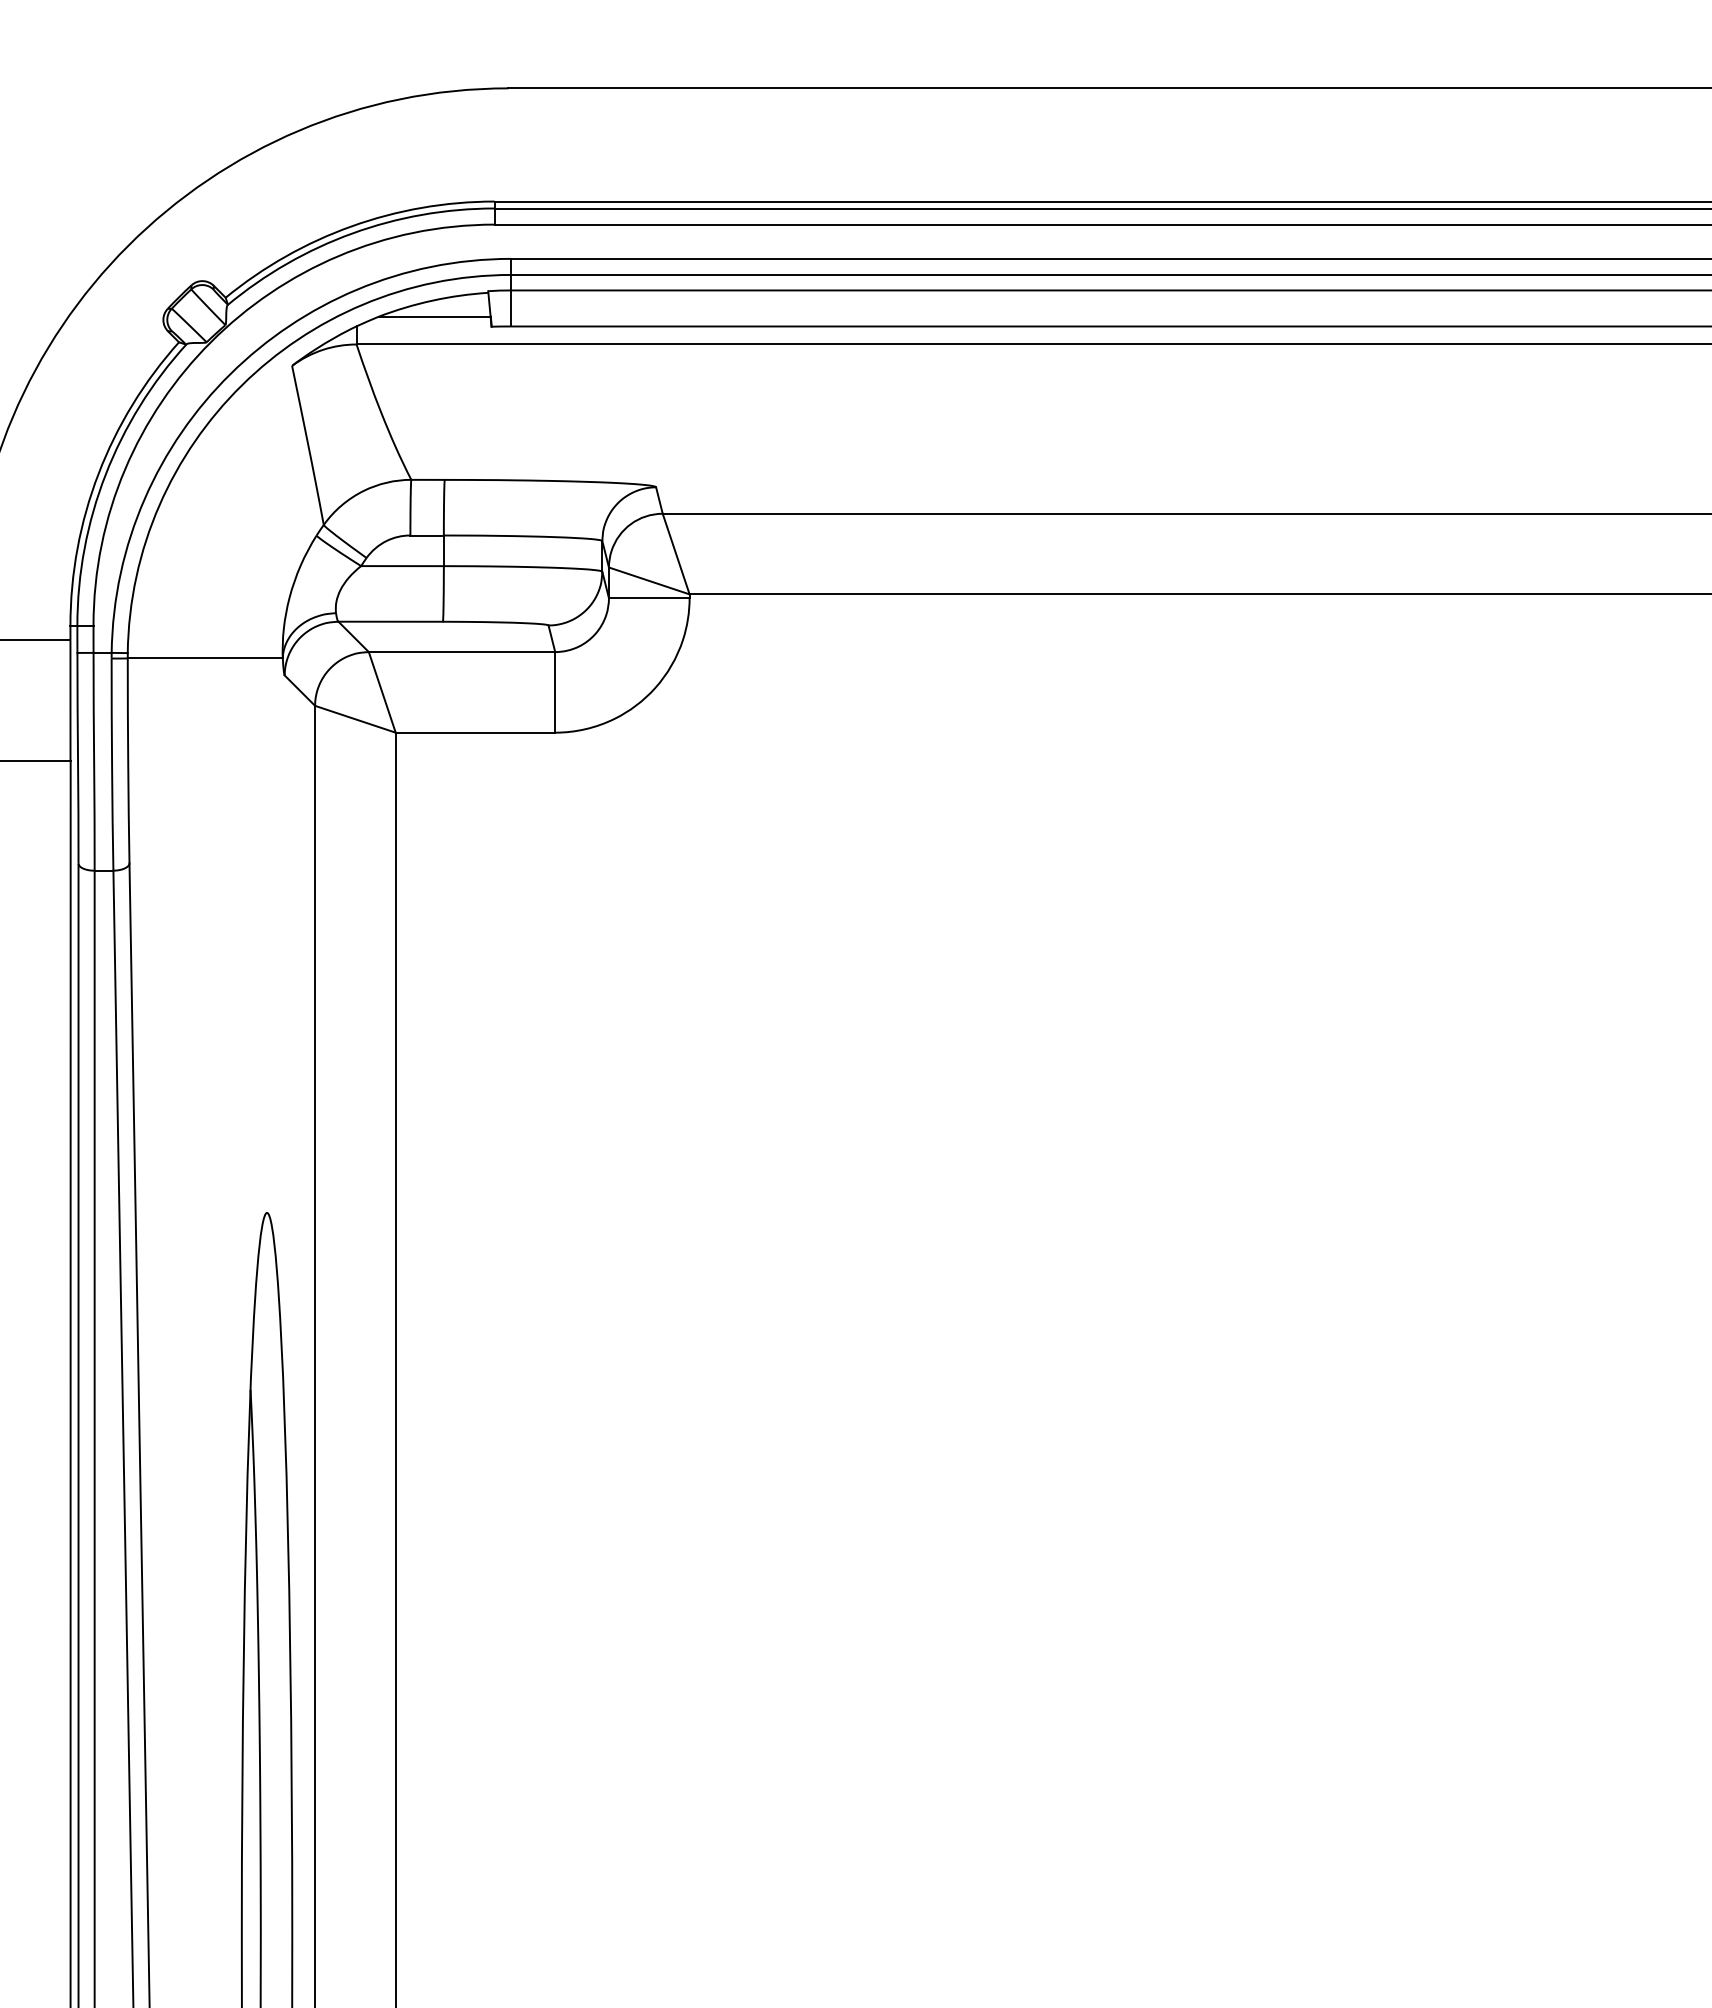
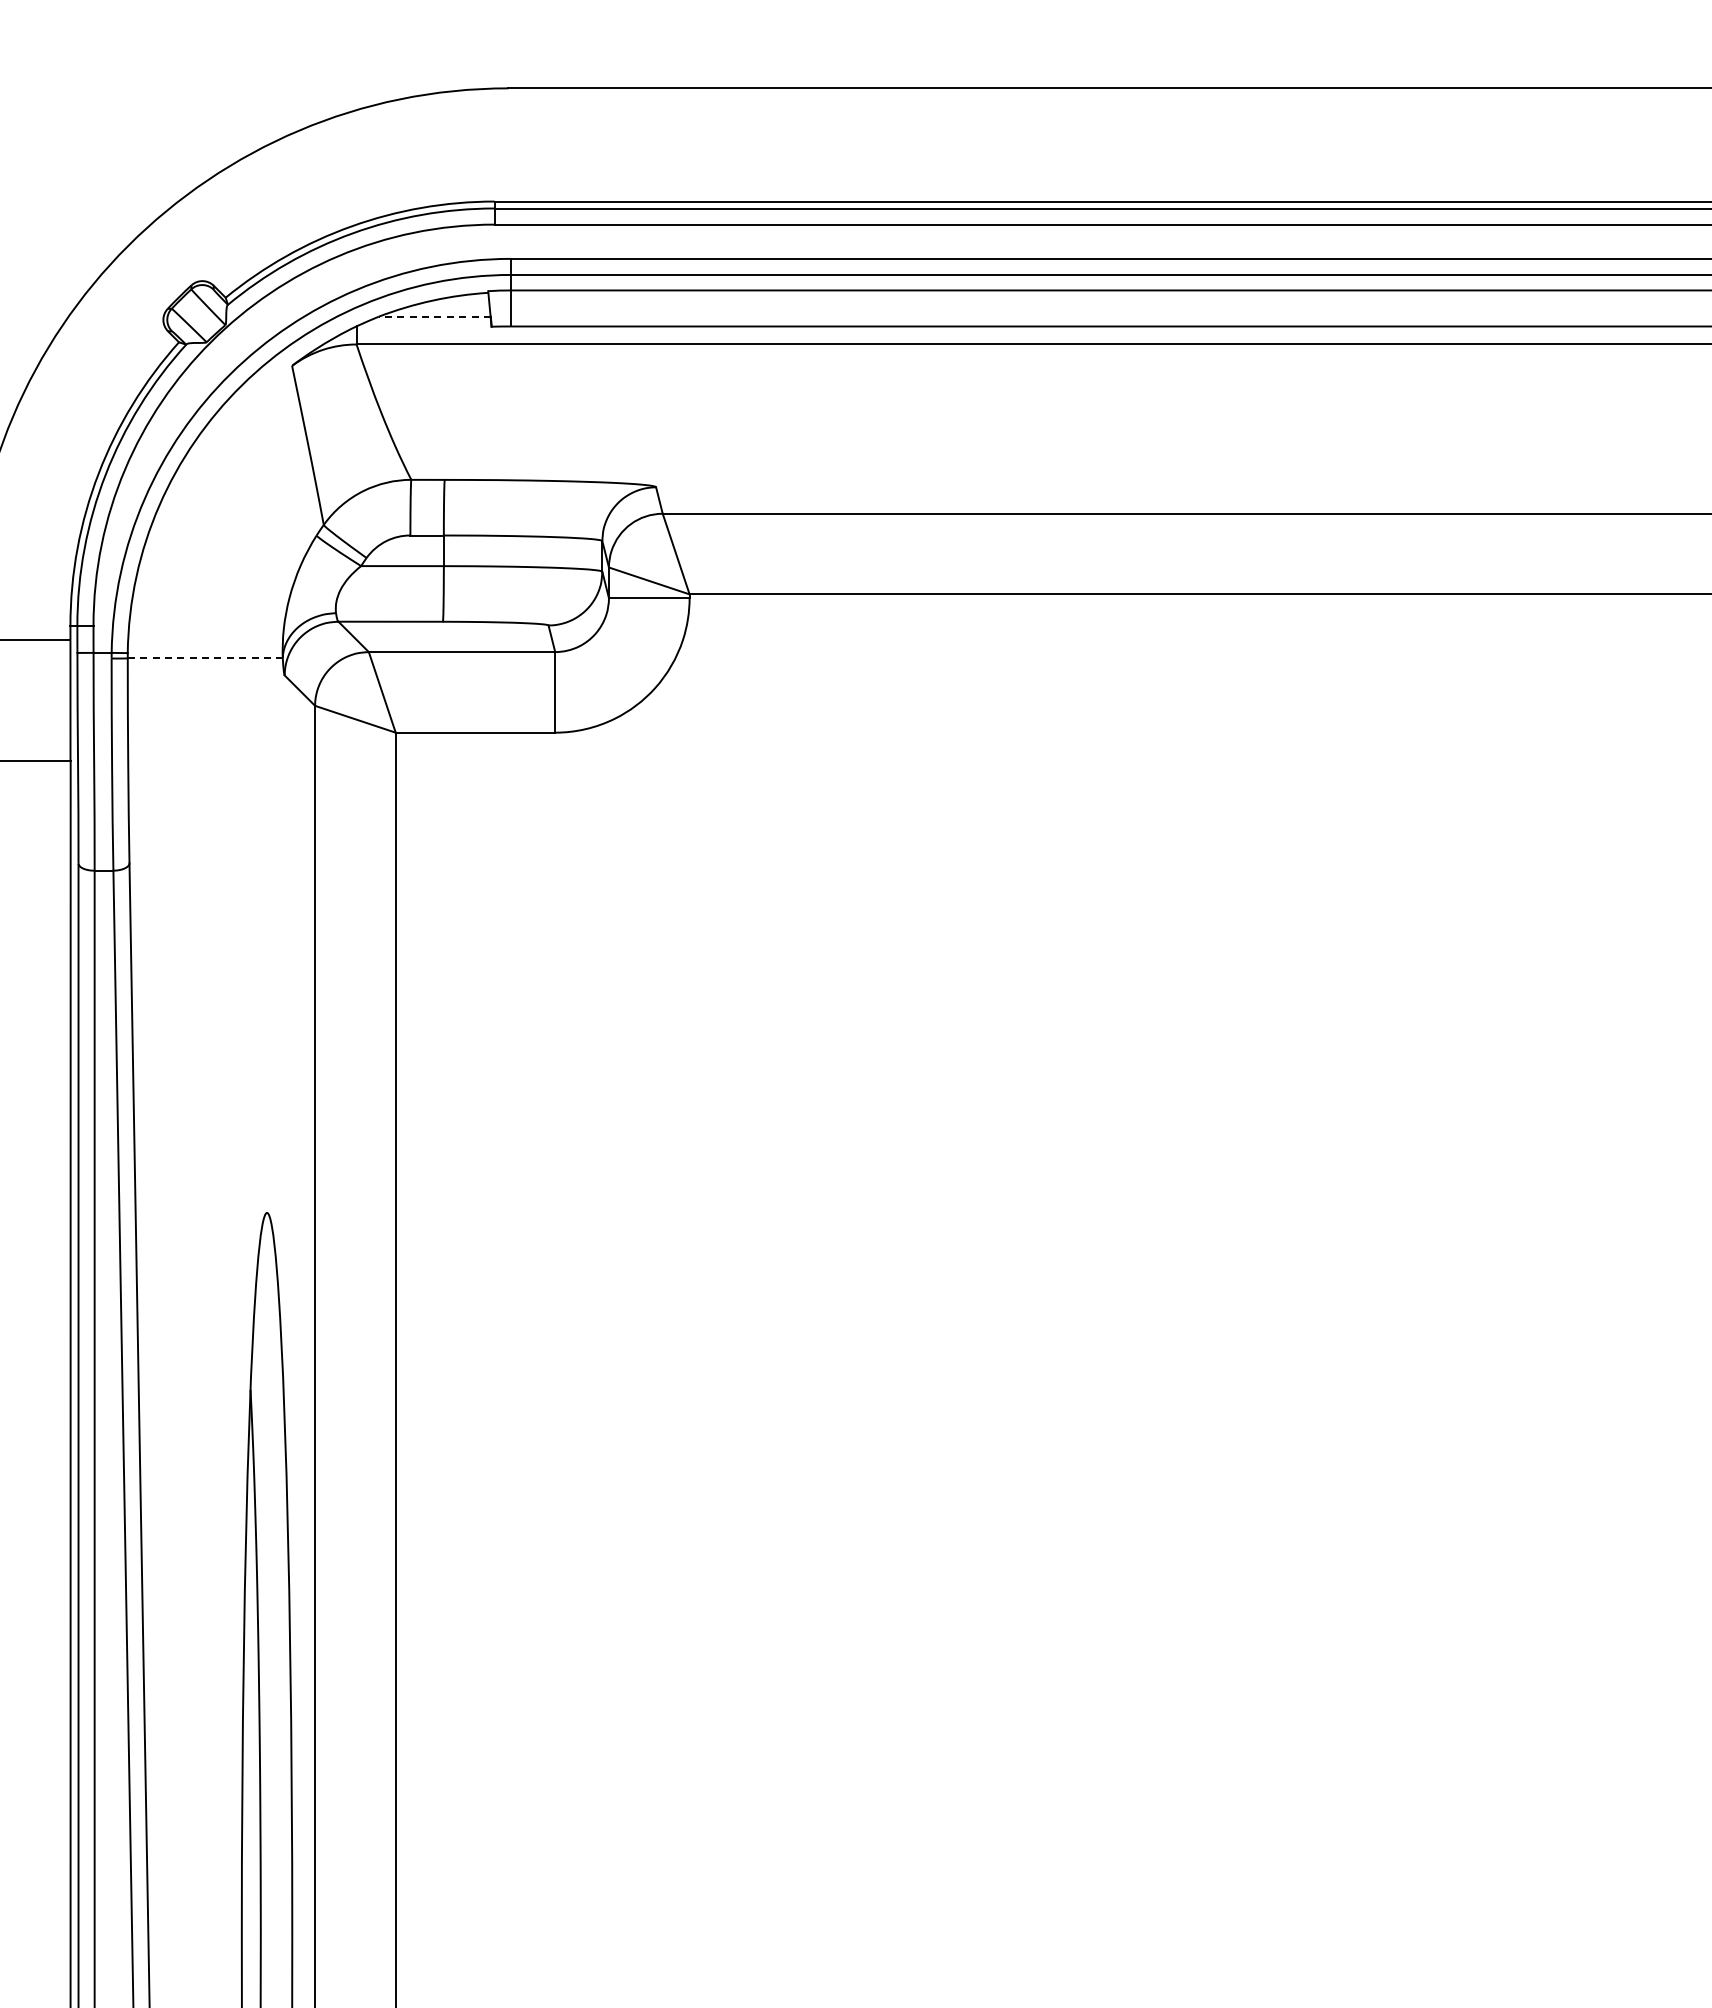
line: solid -> dashed (434, 316)
line: solid -> dashed (205, 658)
